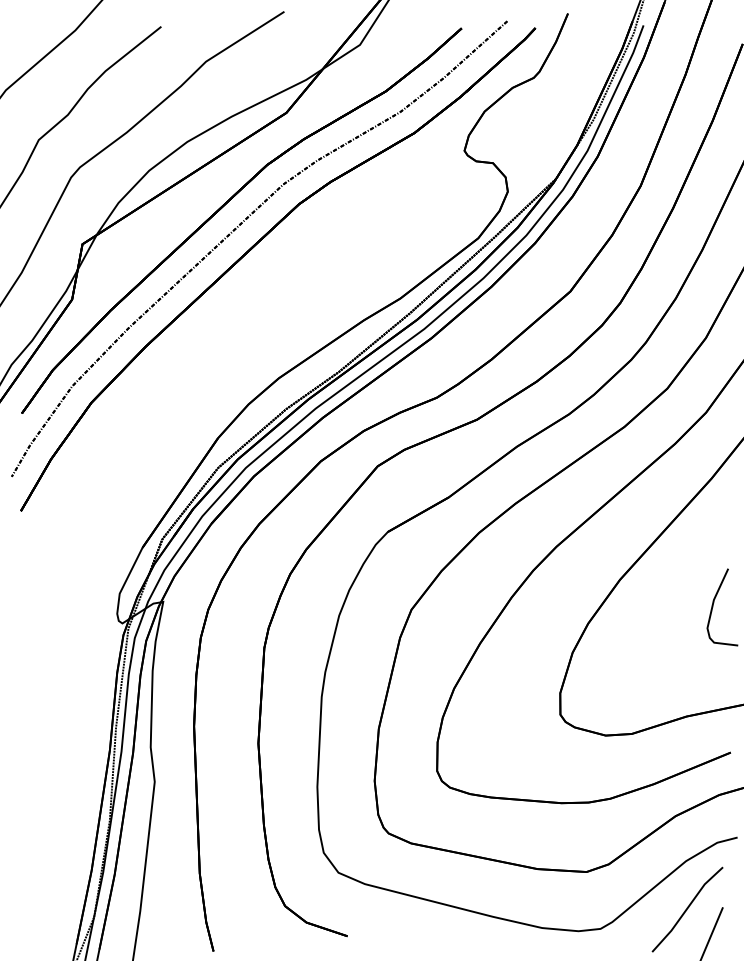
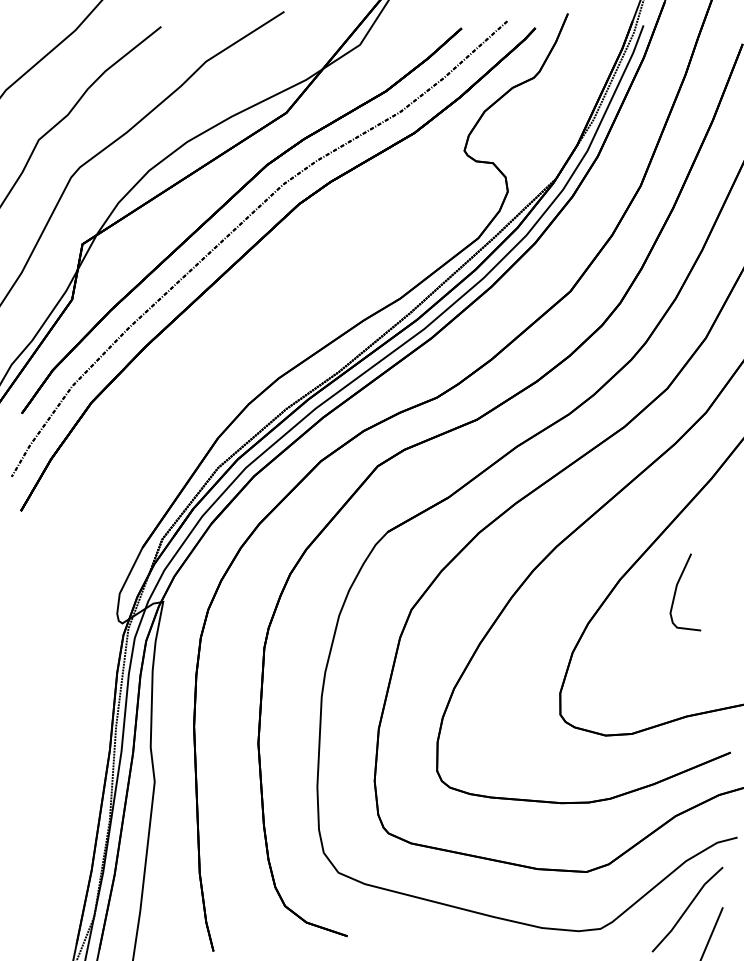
part position: (713, 607) -> (676, 592) (676, 592)
